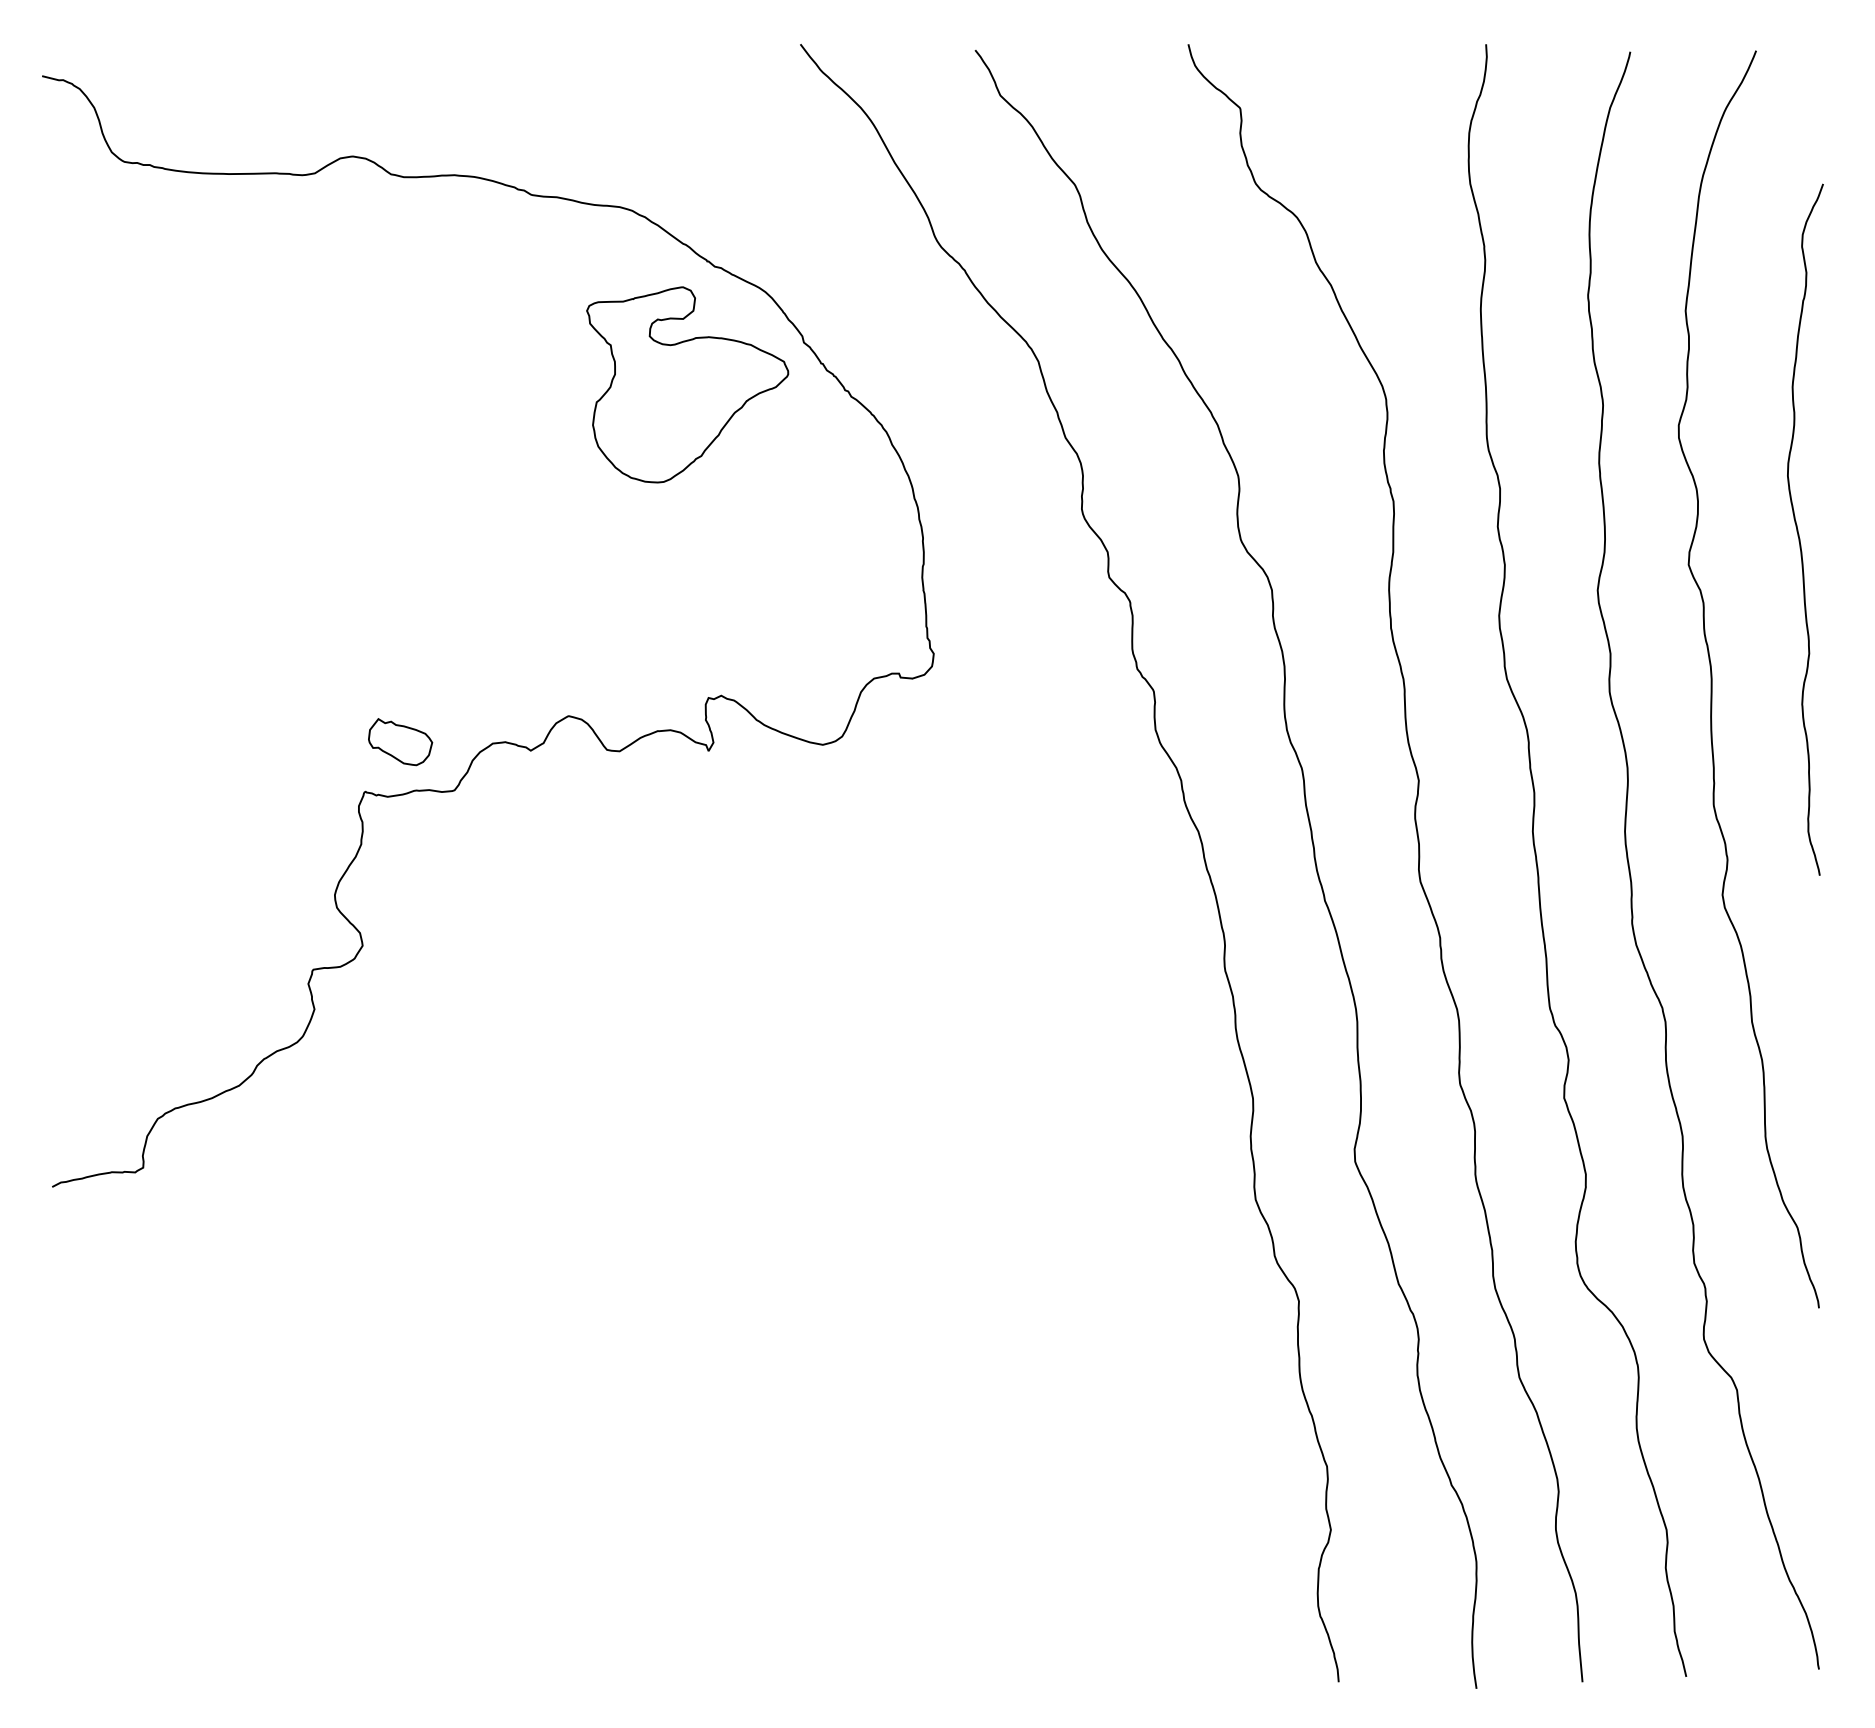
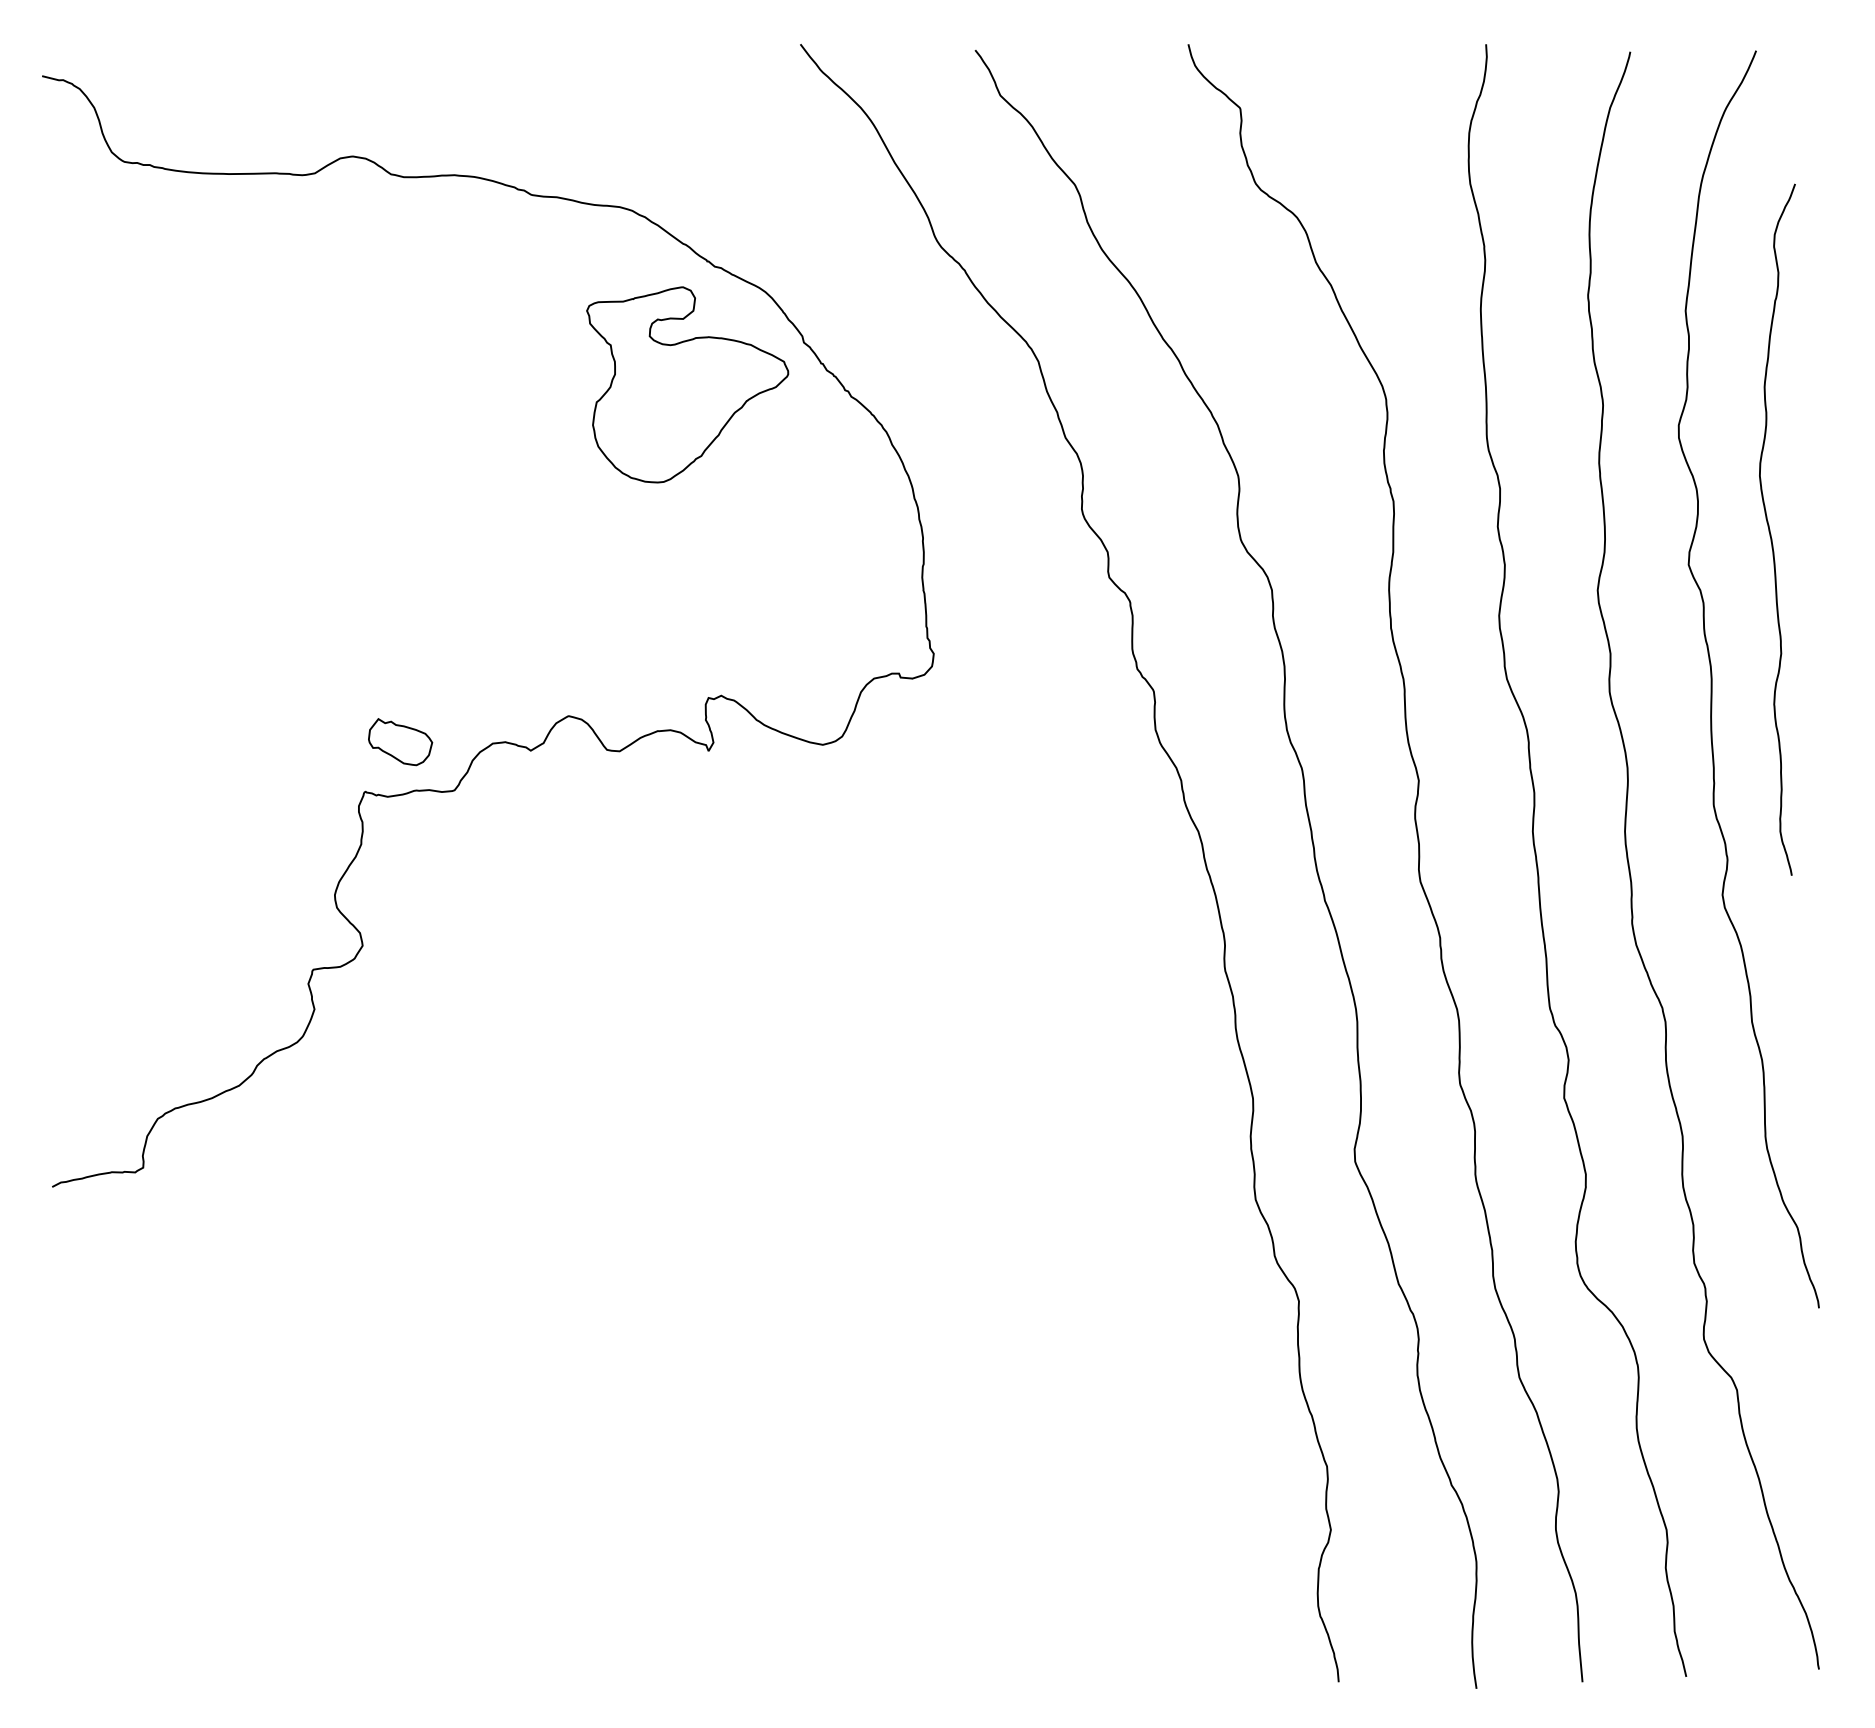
curve position: (1798, 529) -> (1770, 529) (1770, 529)
